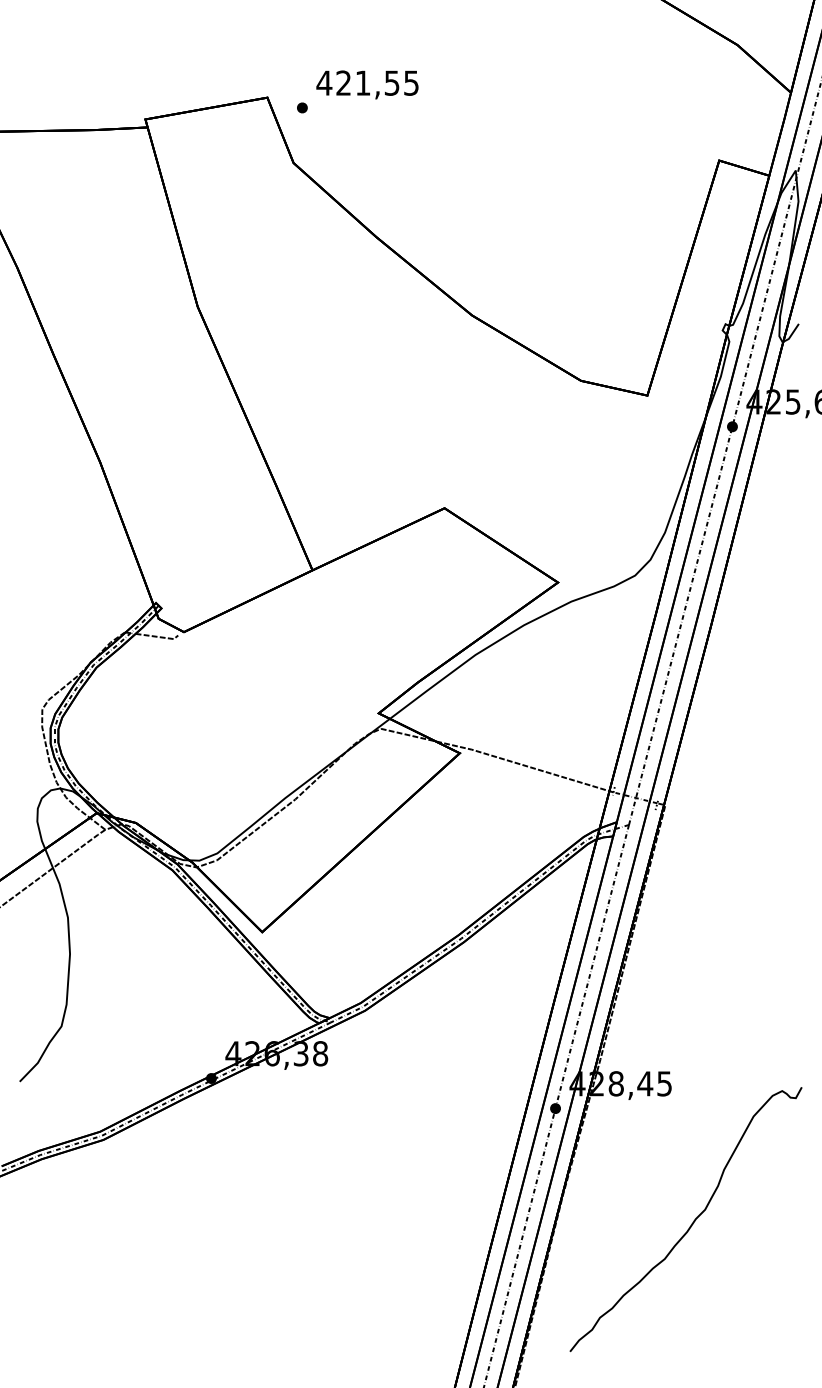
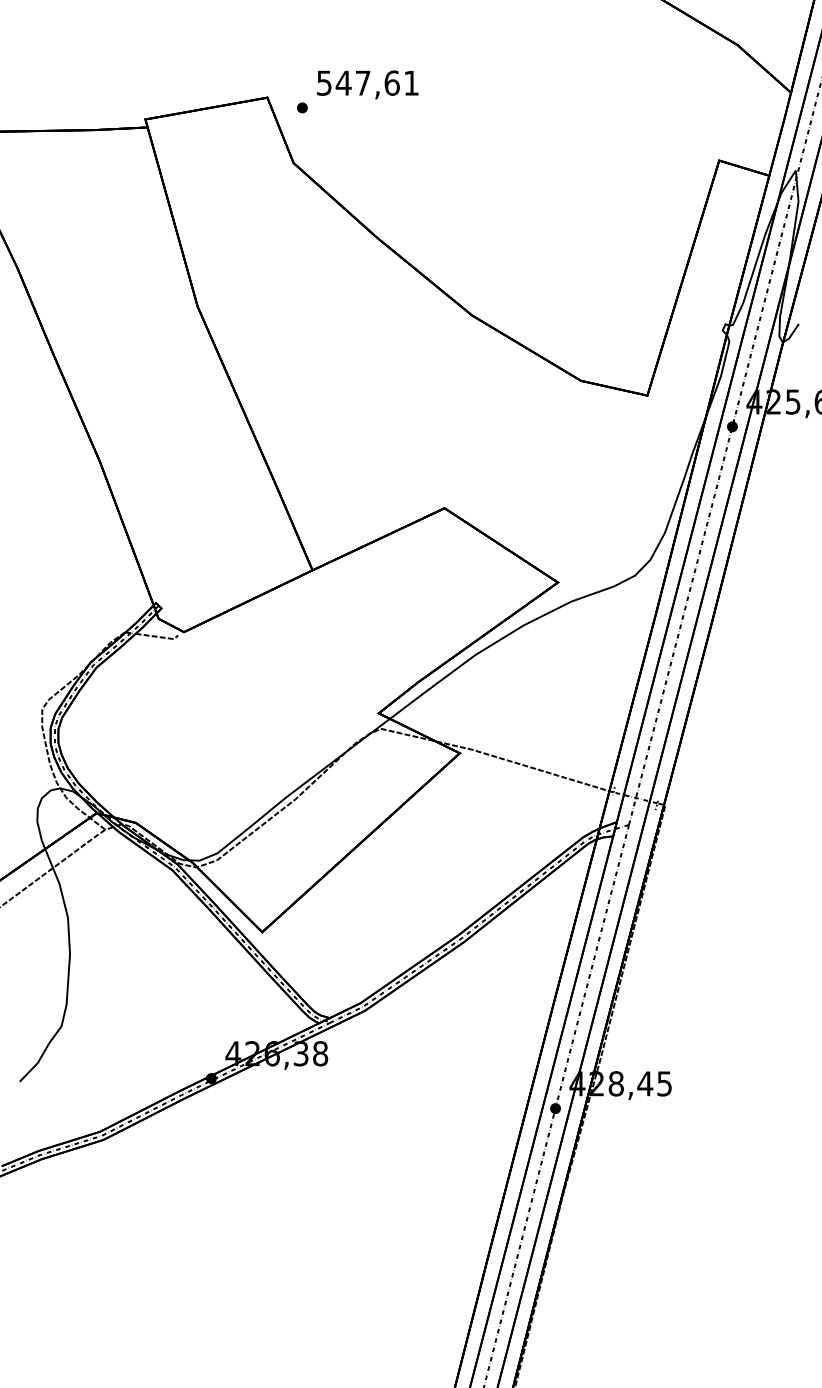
text: 421,55 -> 547,61 (367, 82)
curve: present -> none (691, 1223)
